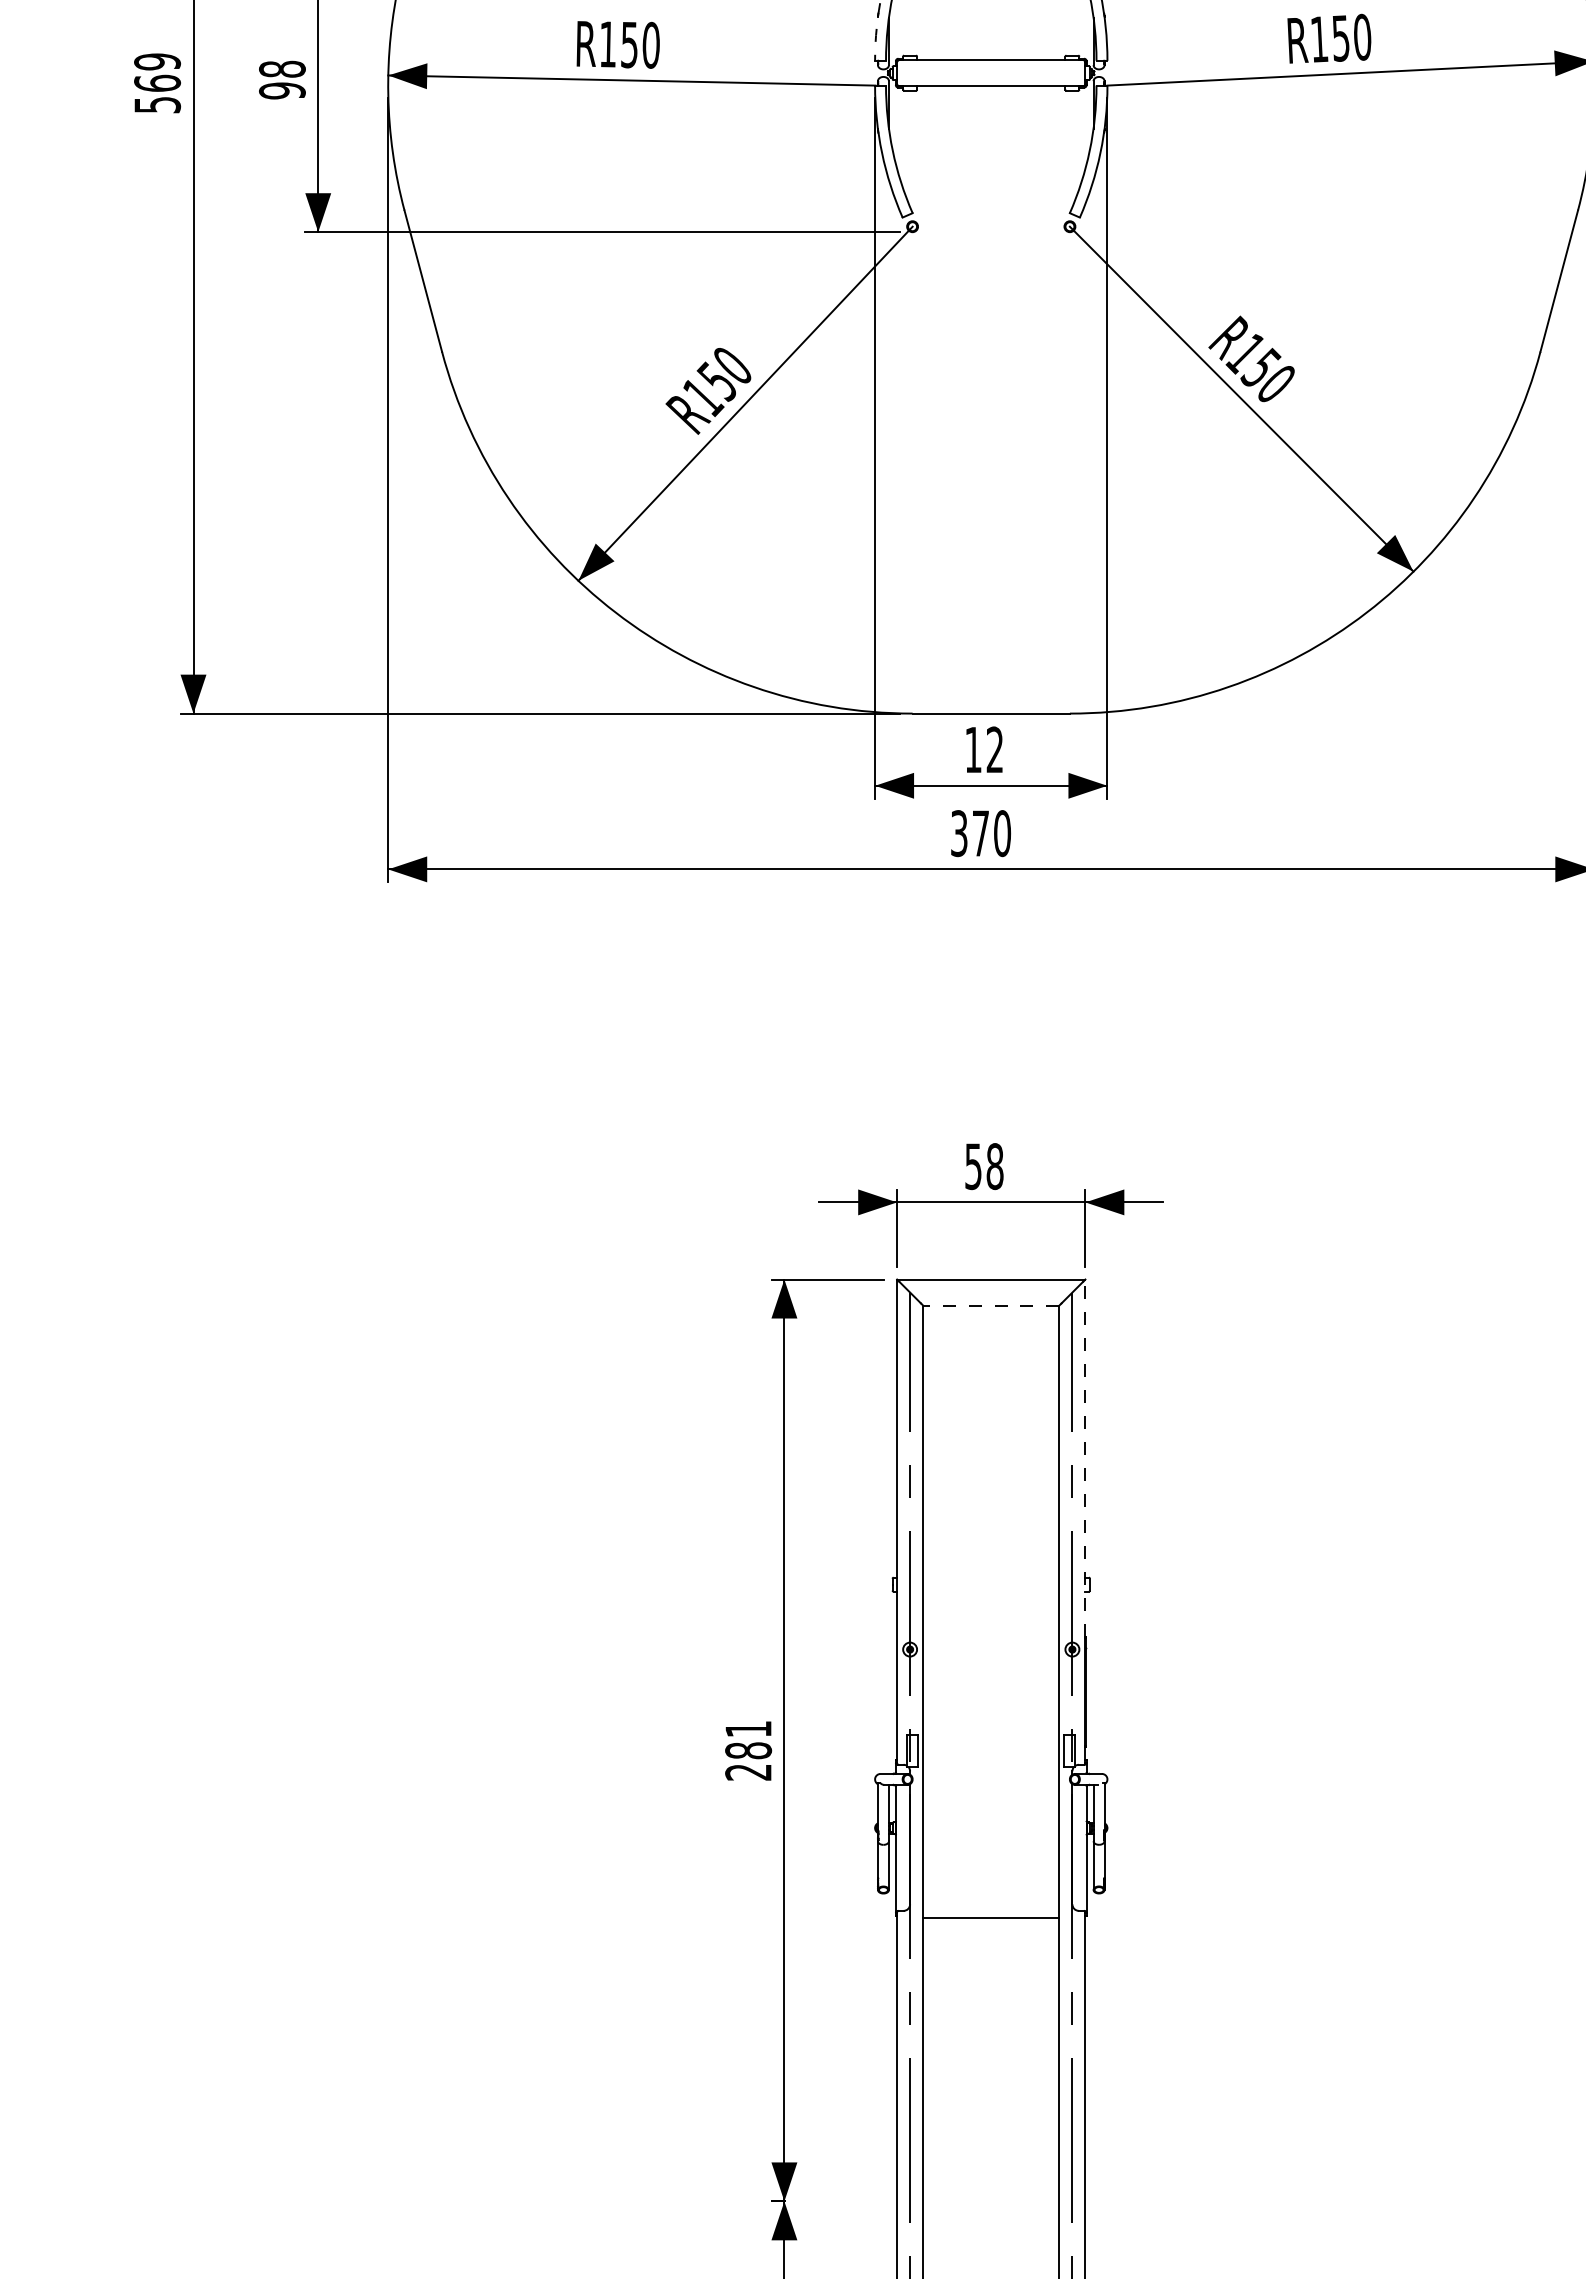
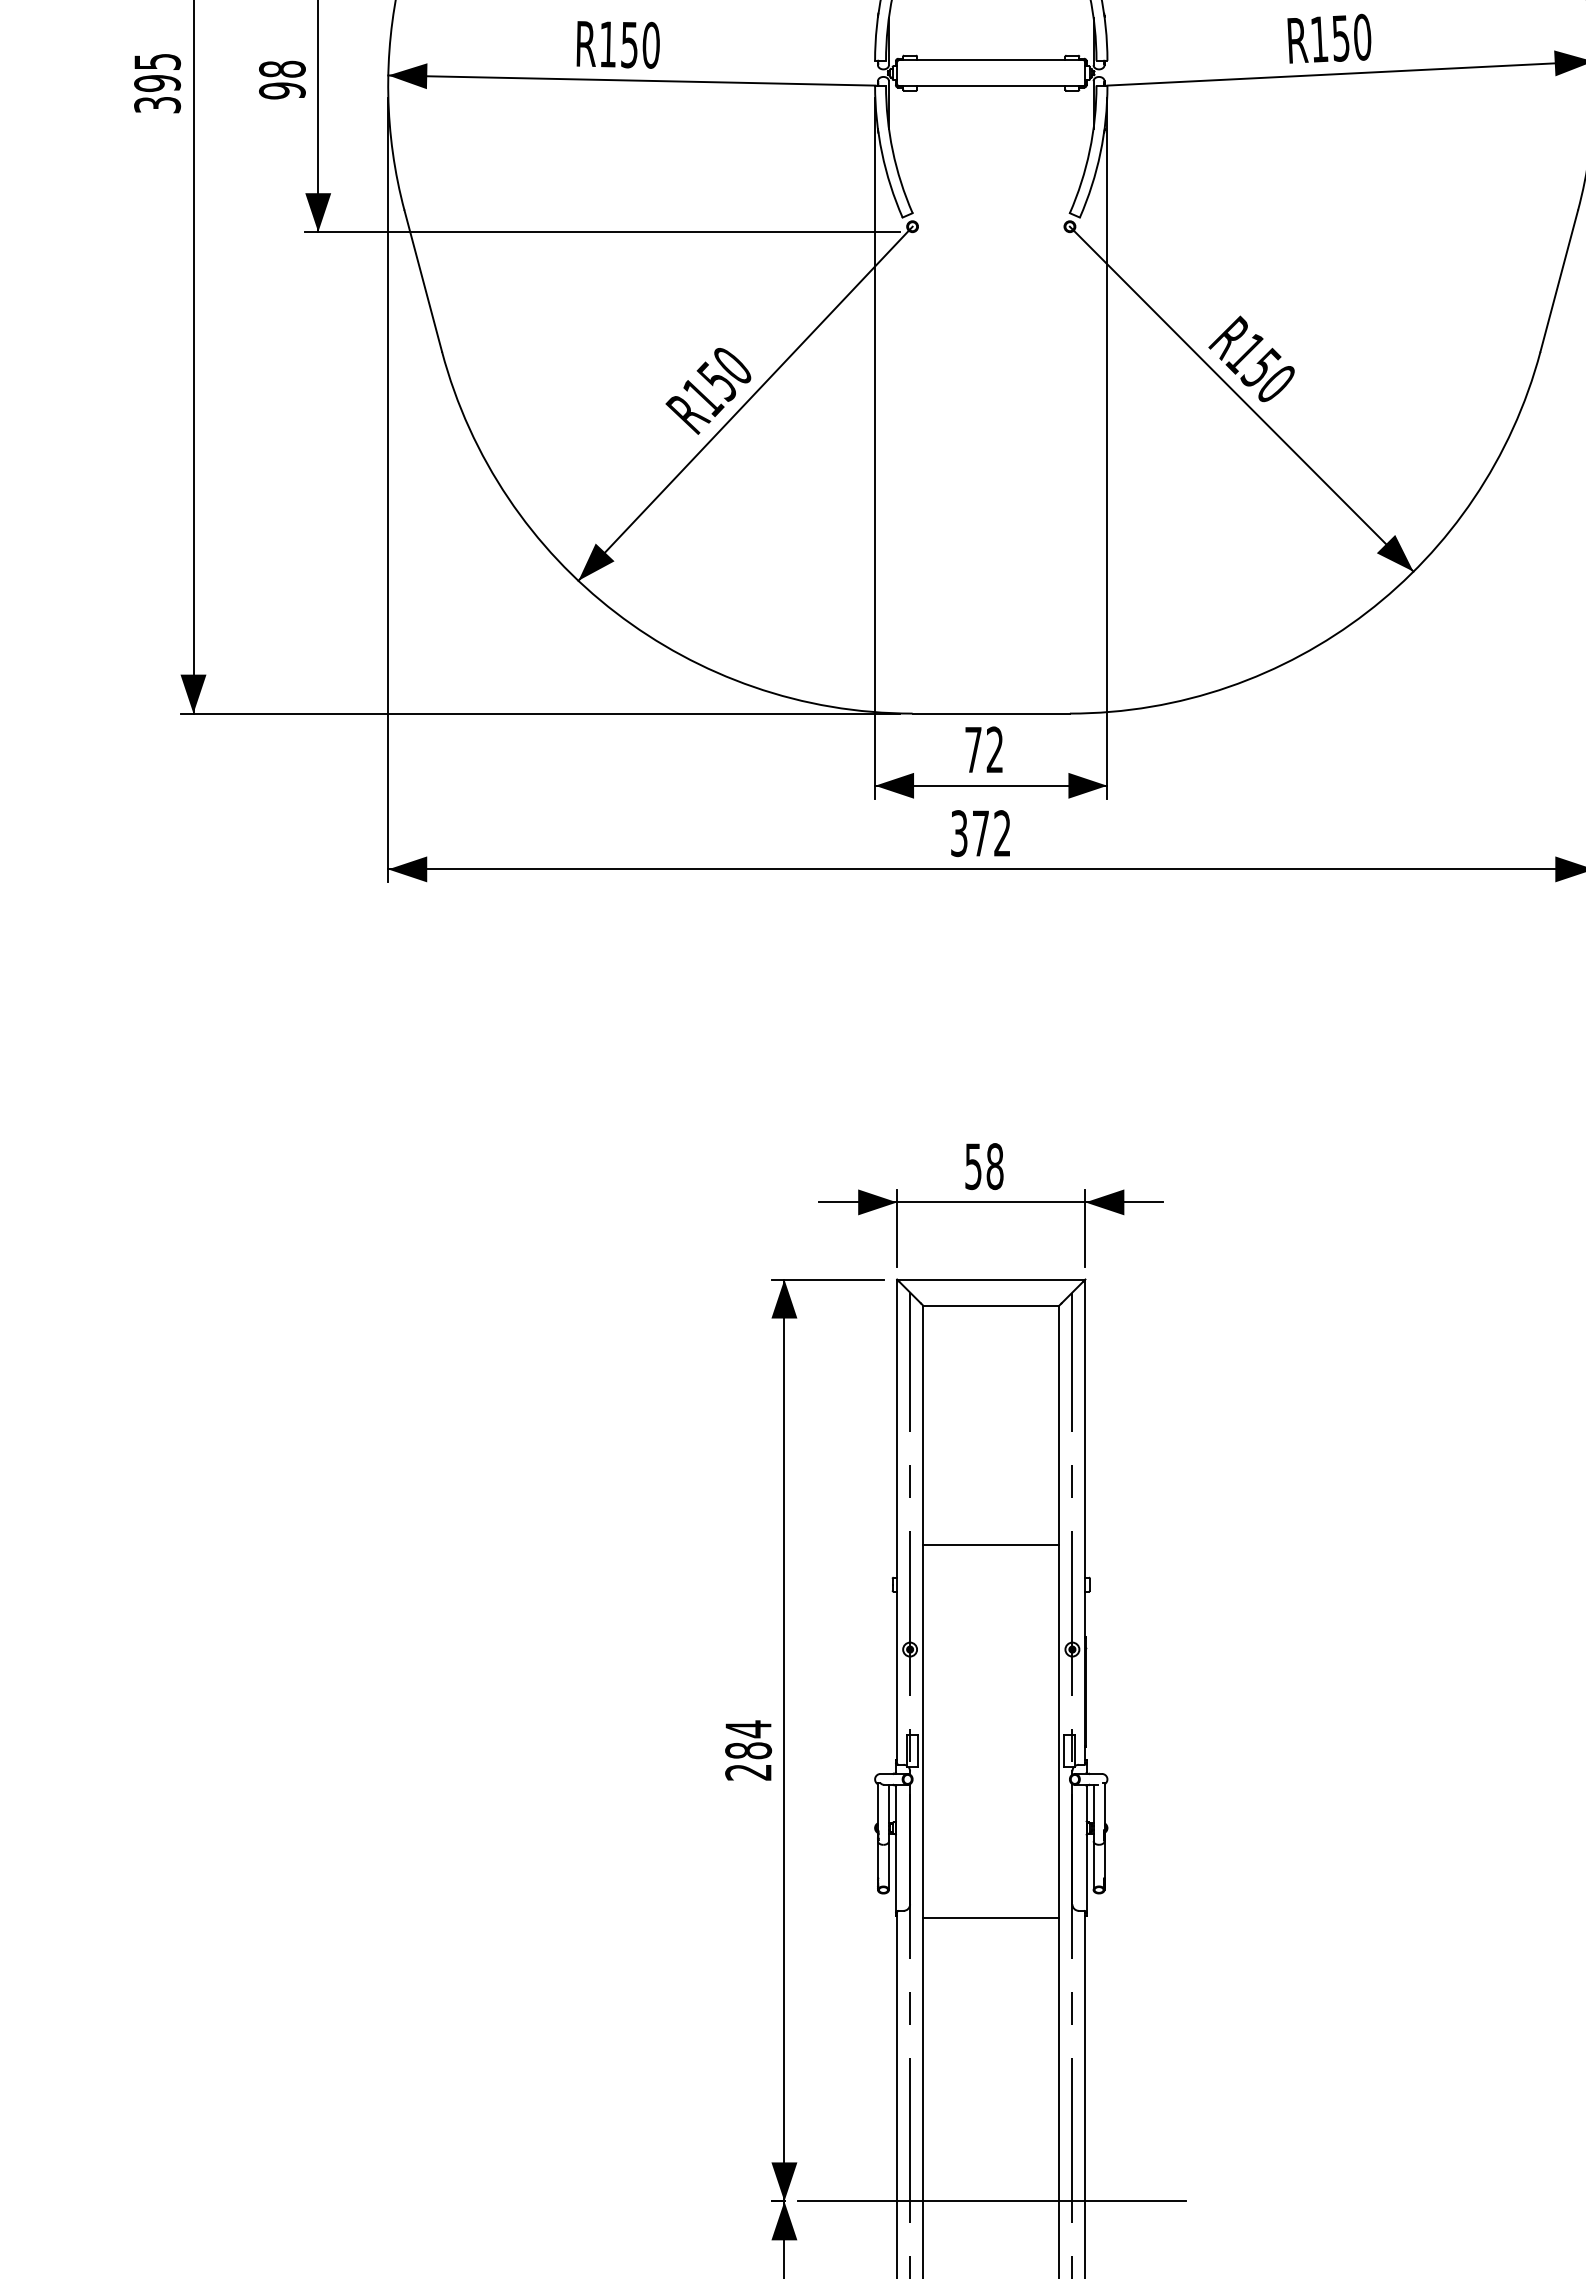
arc: dashed -> solid (876, 30)
text: 569 -> 395 (157, 82)
text: 12 -> 72 (973, 749)
text: 370 -> 372 (1002, 833)
line: dashed -> solid (990, 1305)
line: dashed -> solid (1085, 1458)
line: none -> present (991, 1544)
text: 281 -> 284 (748, 1729)
line: none -> present (991, 2201)
